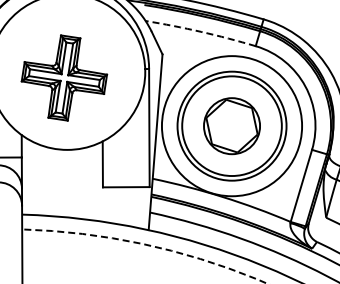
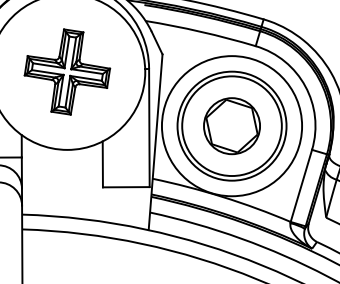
arc: dashed -> solid (201, 31)
part position: (64, 77) -> (67, 71) (67, 71)
arc: dashed -> solid (145, 244)
